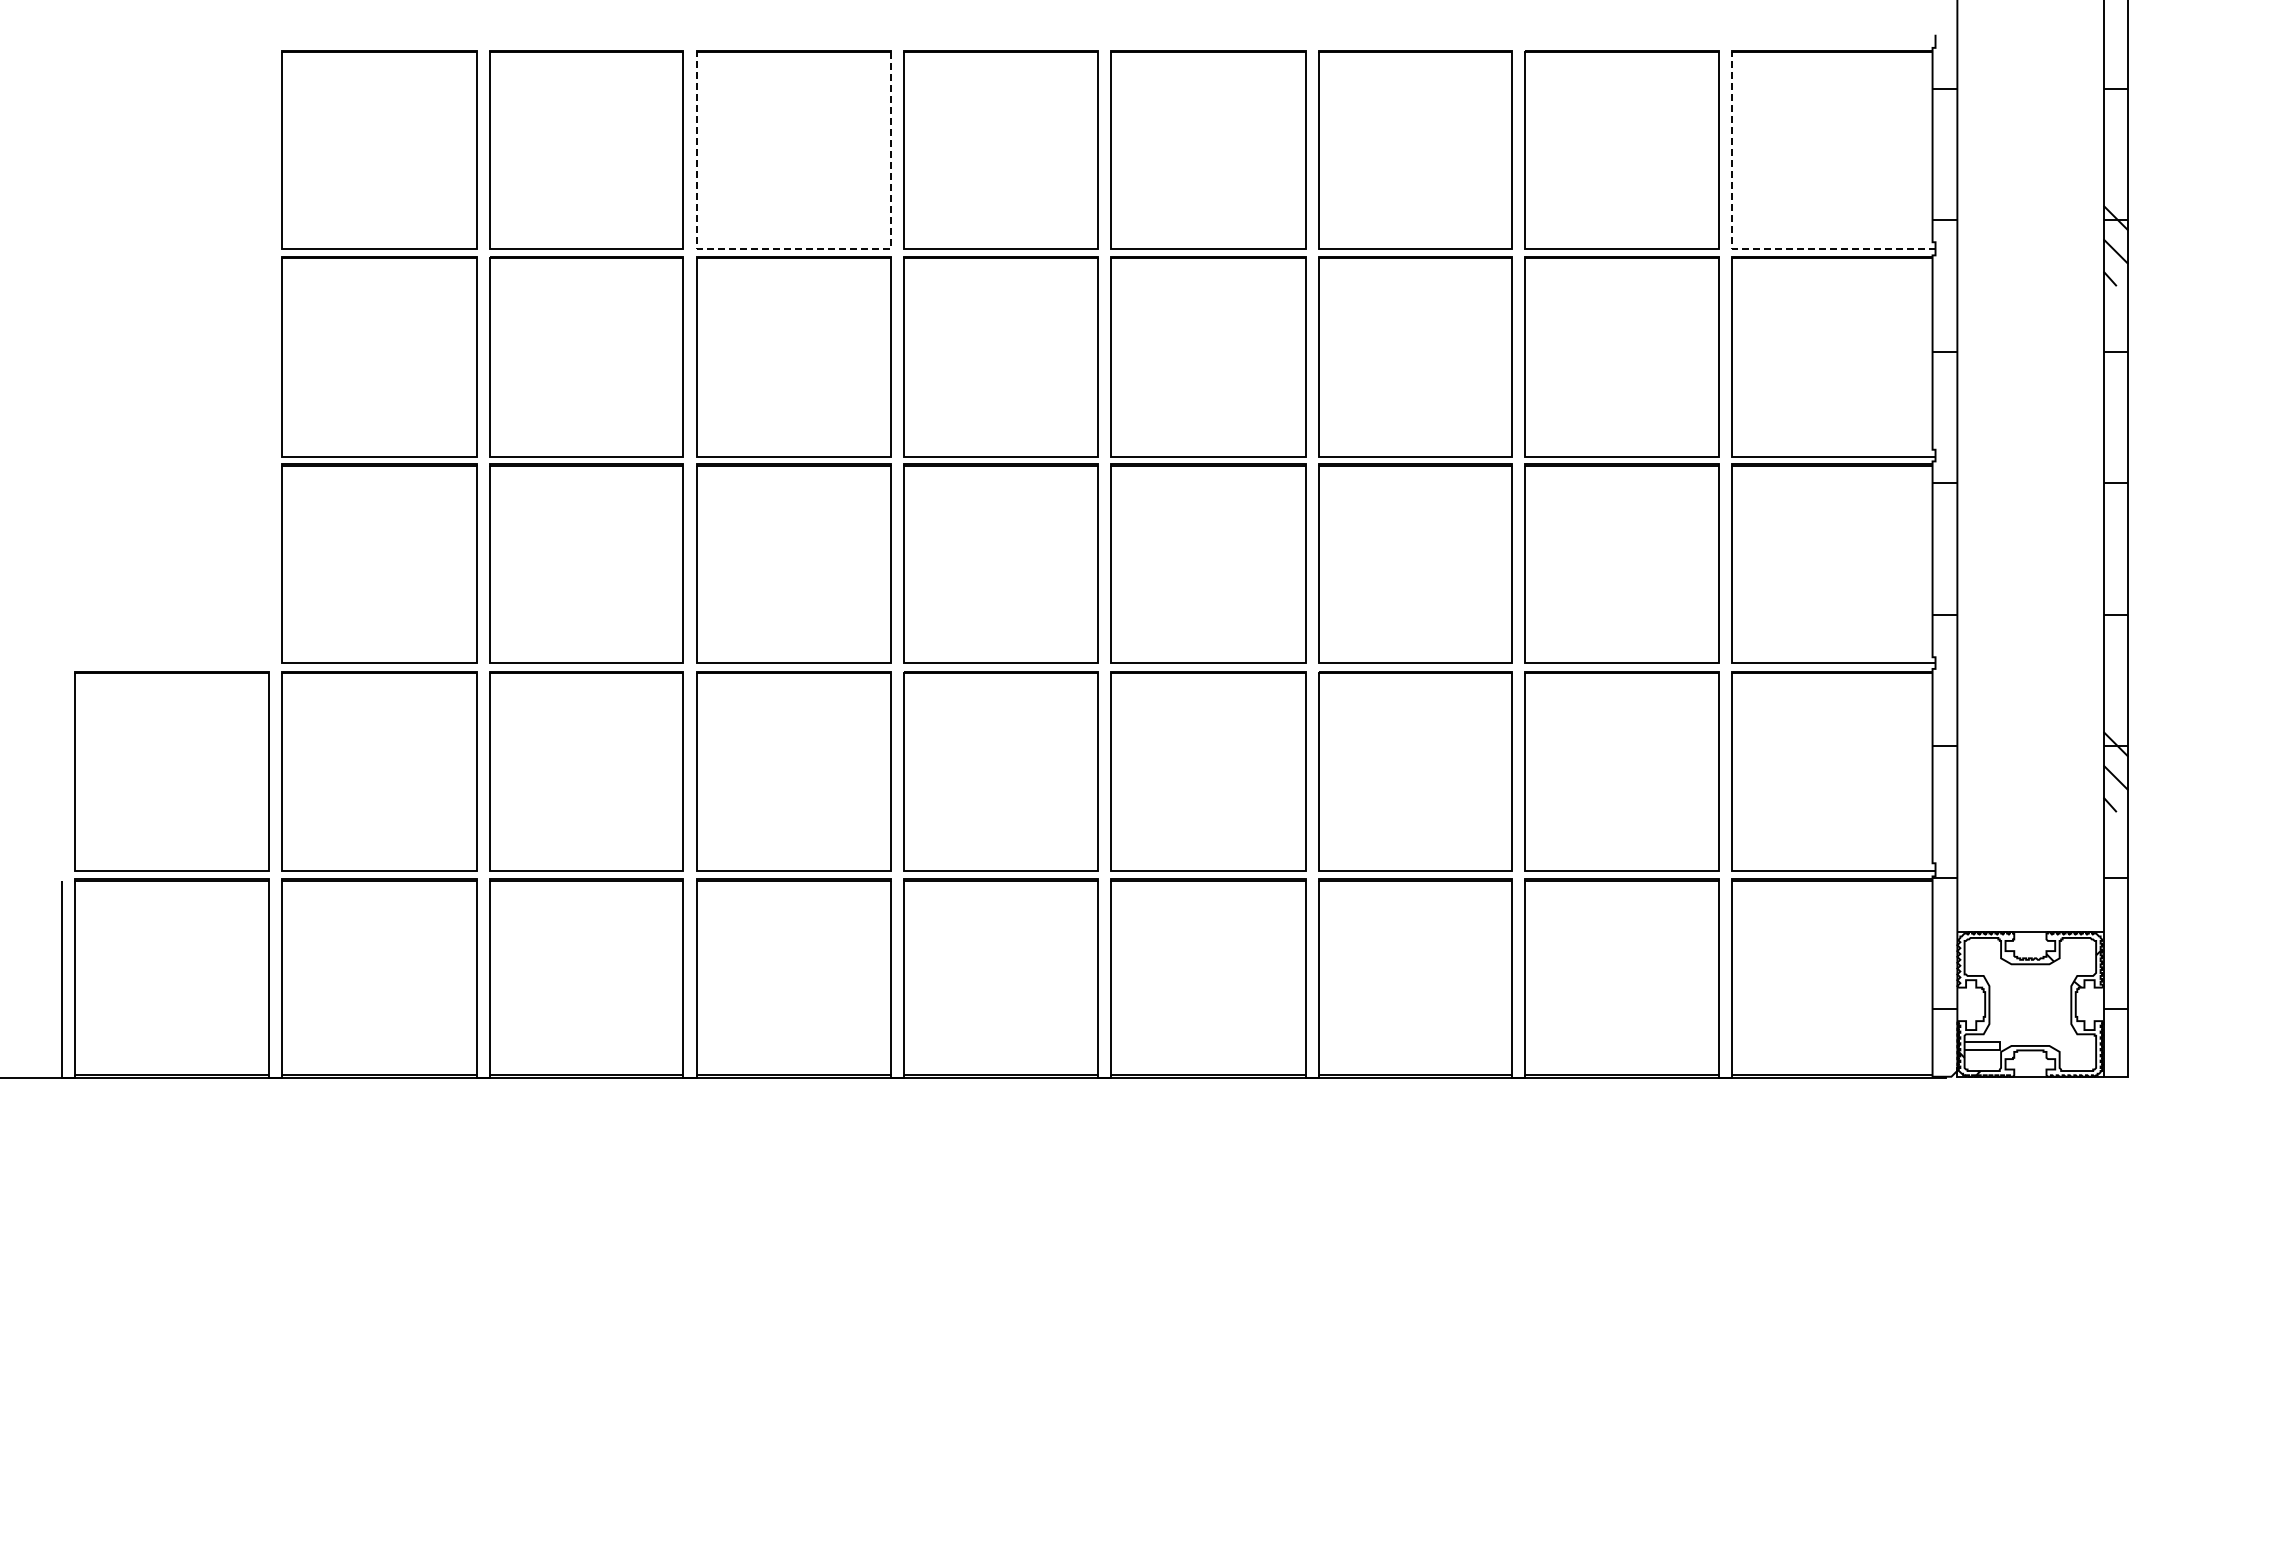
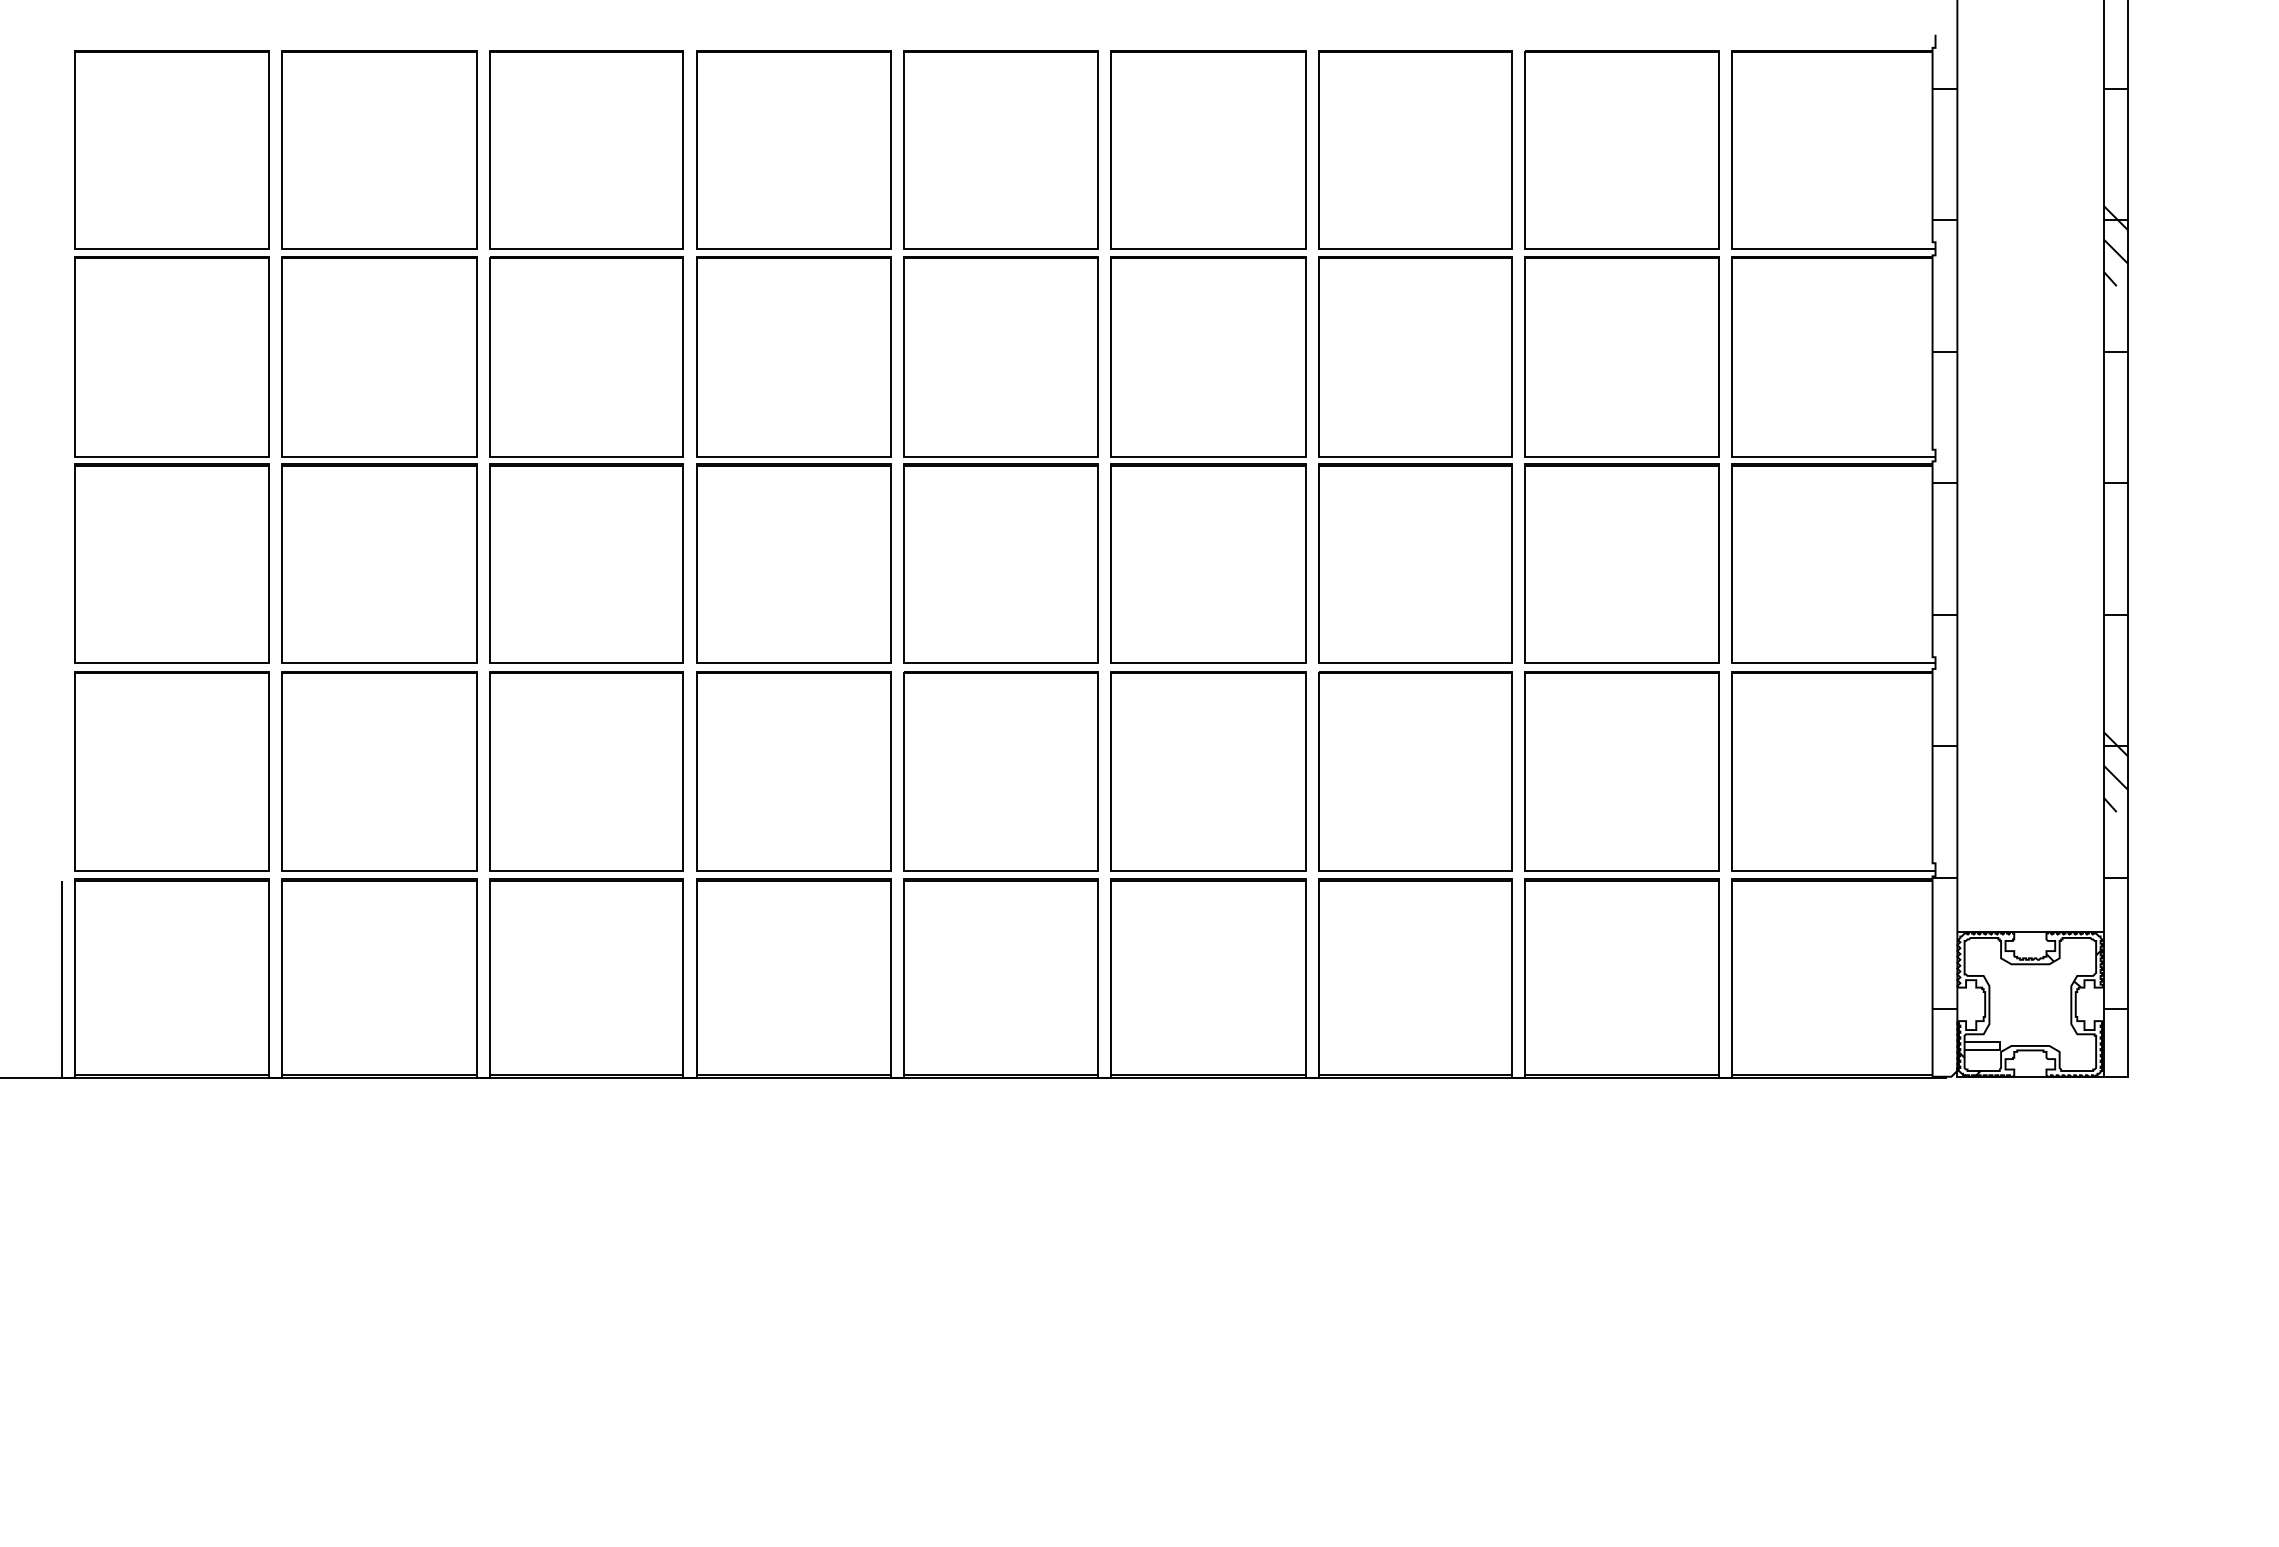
line: dashed -> solid (794, 249)
line: dashed -> solid (1734, 249)
part: none -> present (171, 356)
